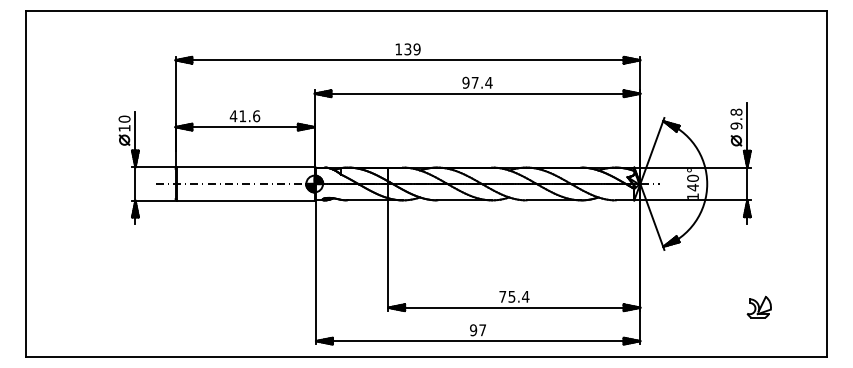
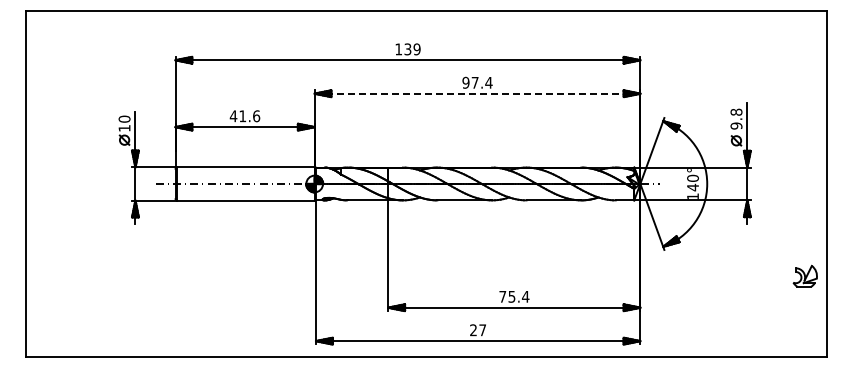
line: solid -> dashed (477, 93)
part position: (758, 306) -> (804, 275) (804, 275)
text: 97 -> 27 (473, 330)
